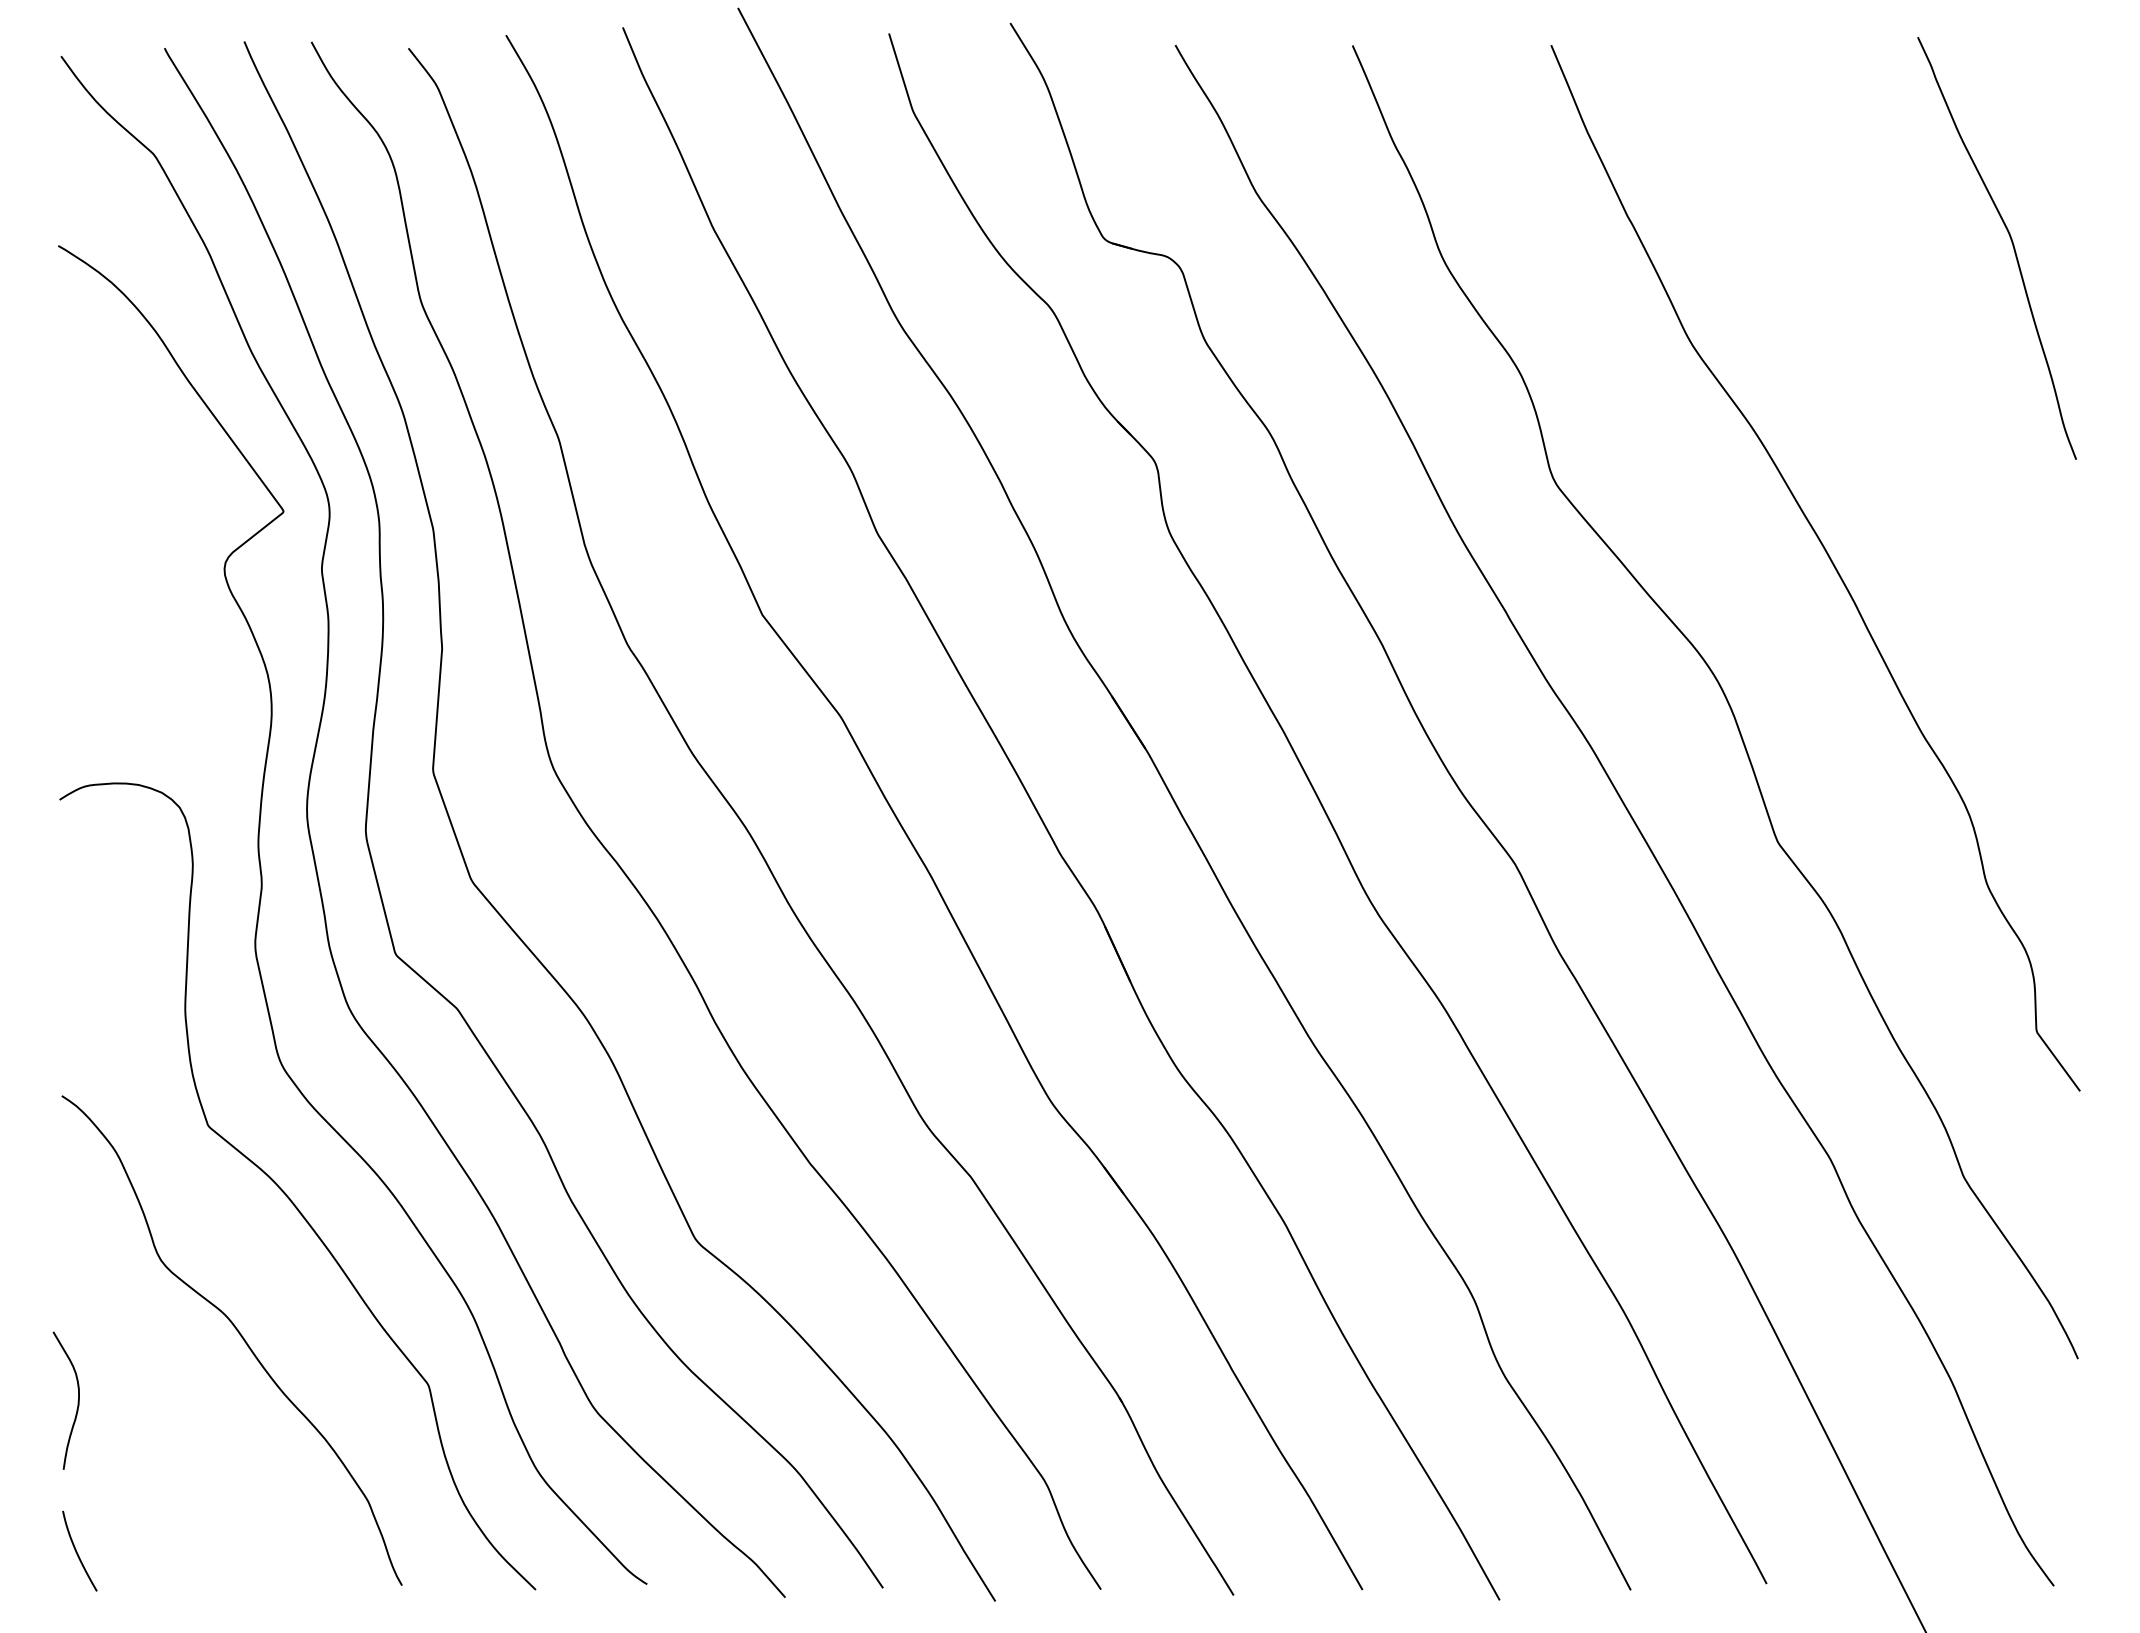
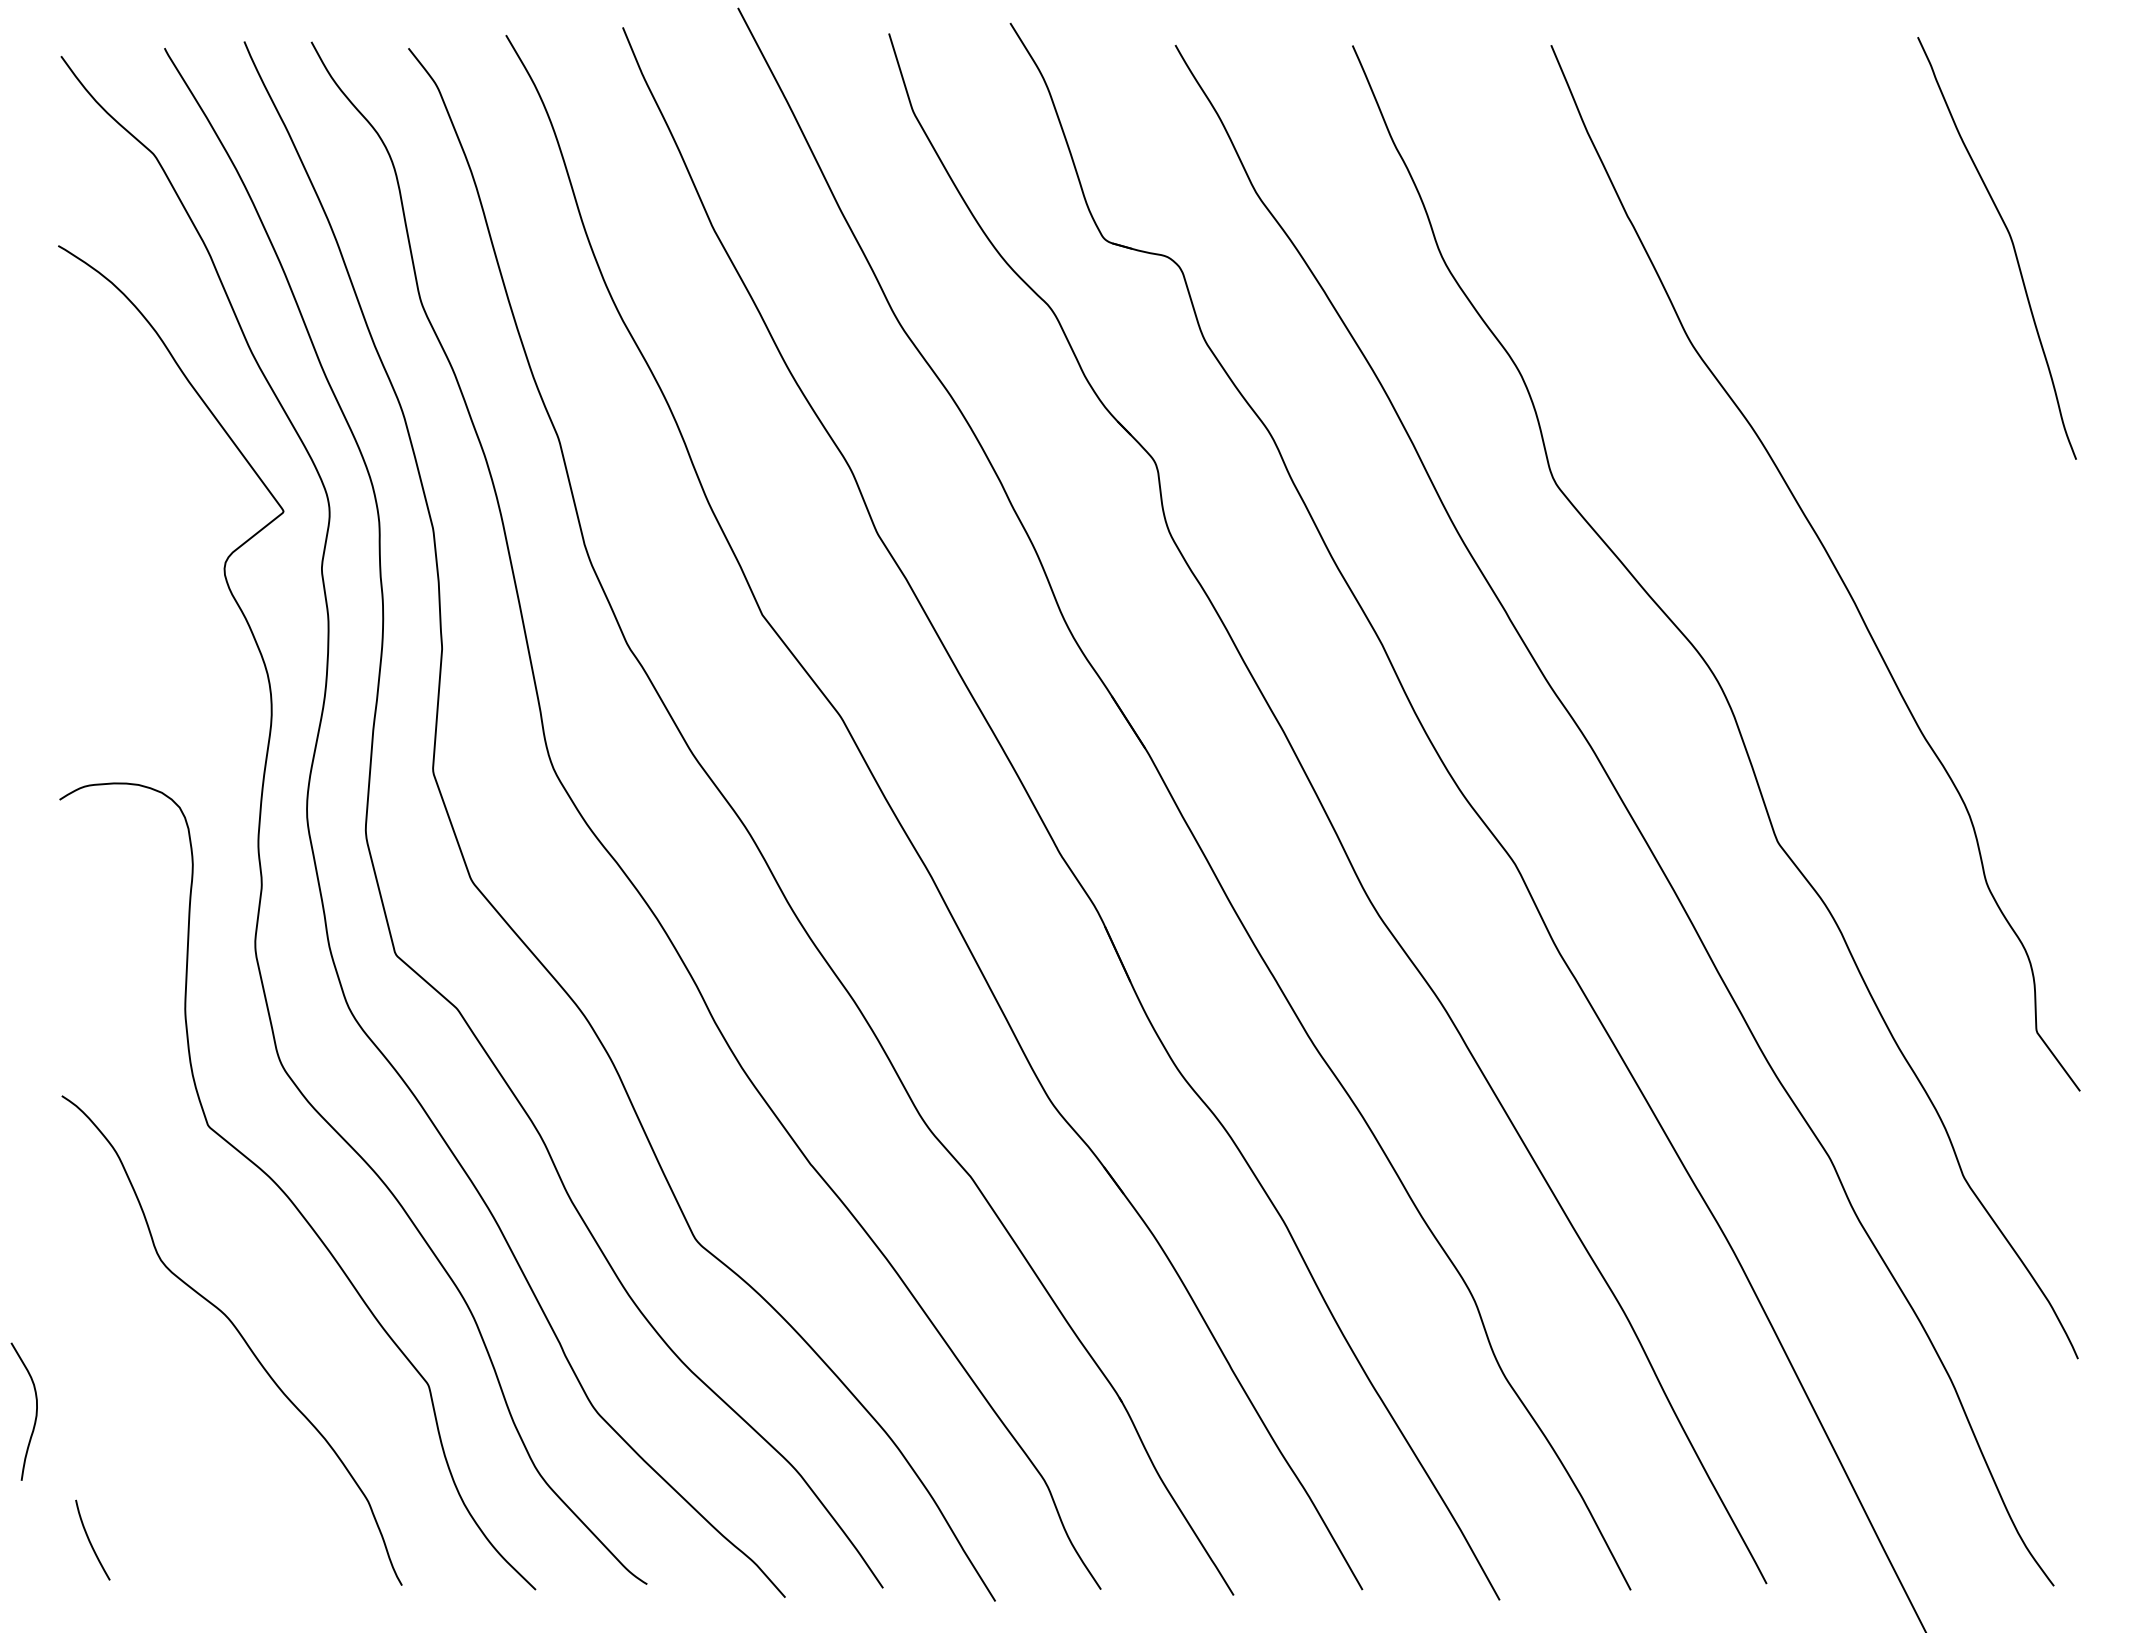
curve position: (77, 1401) -> (35, 1412) (35, 1412)
curve position: (77, 1551) -> (90, 1540) (90, 1540)
